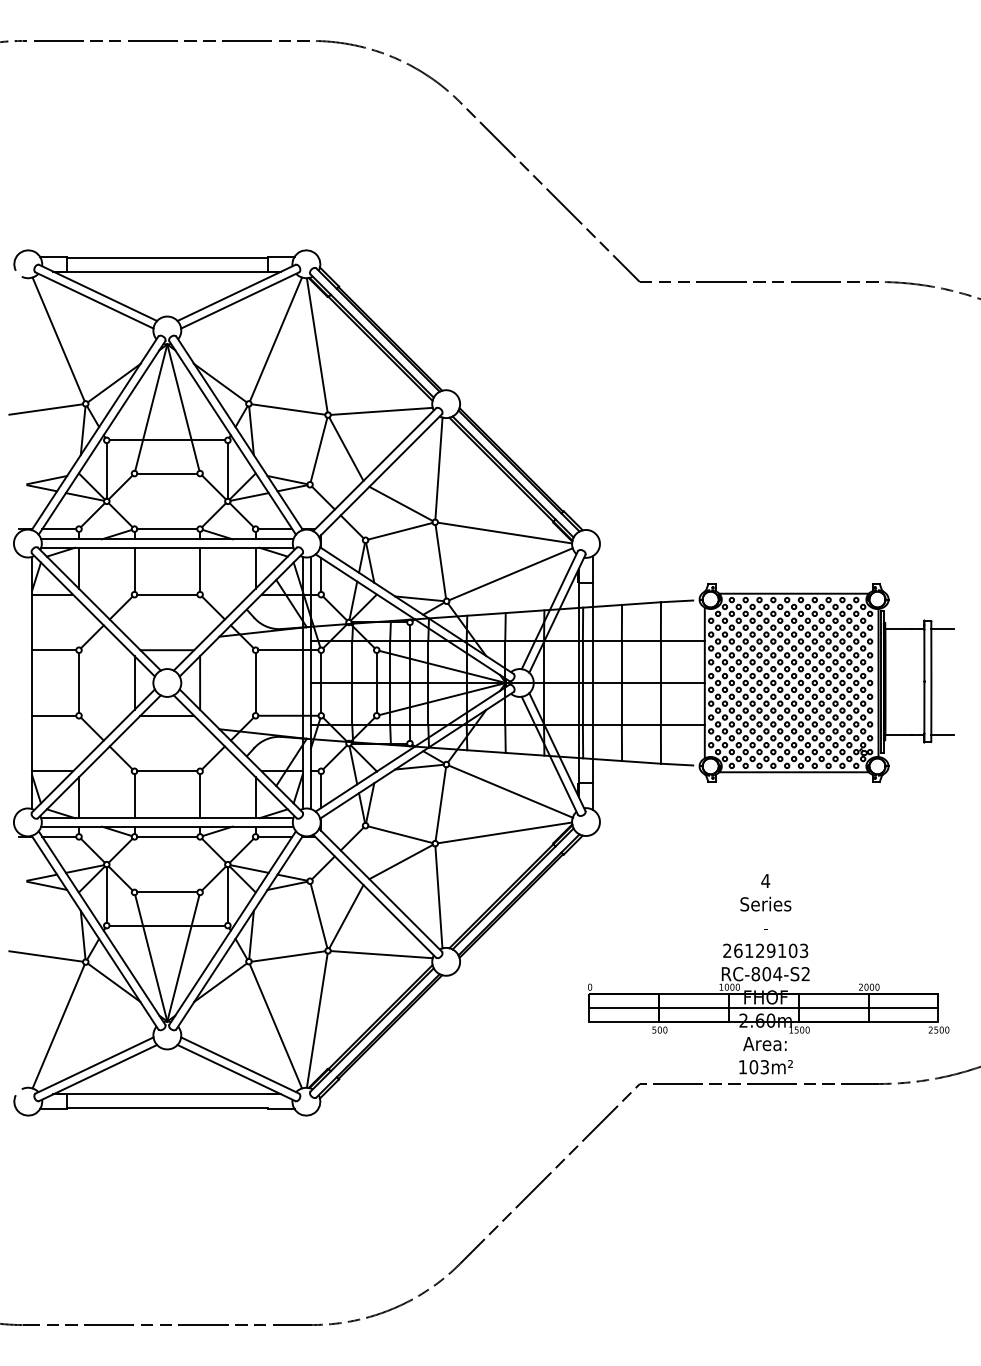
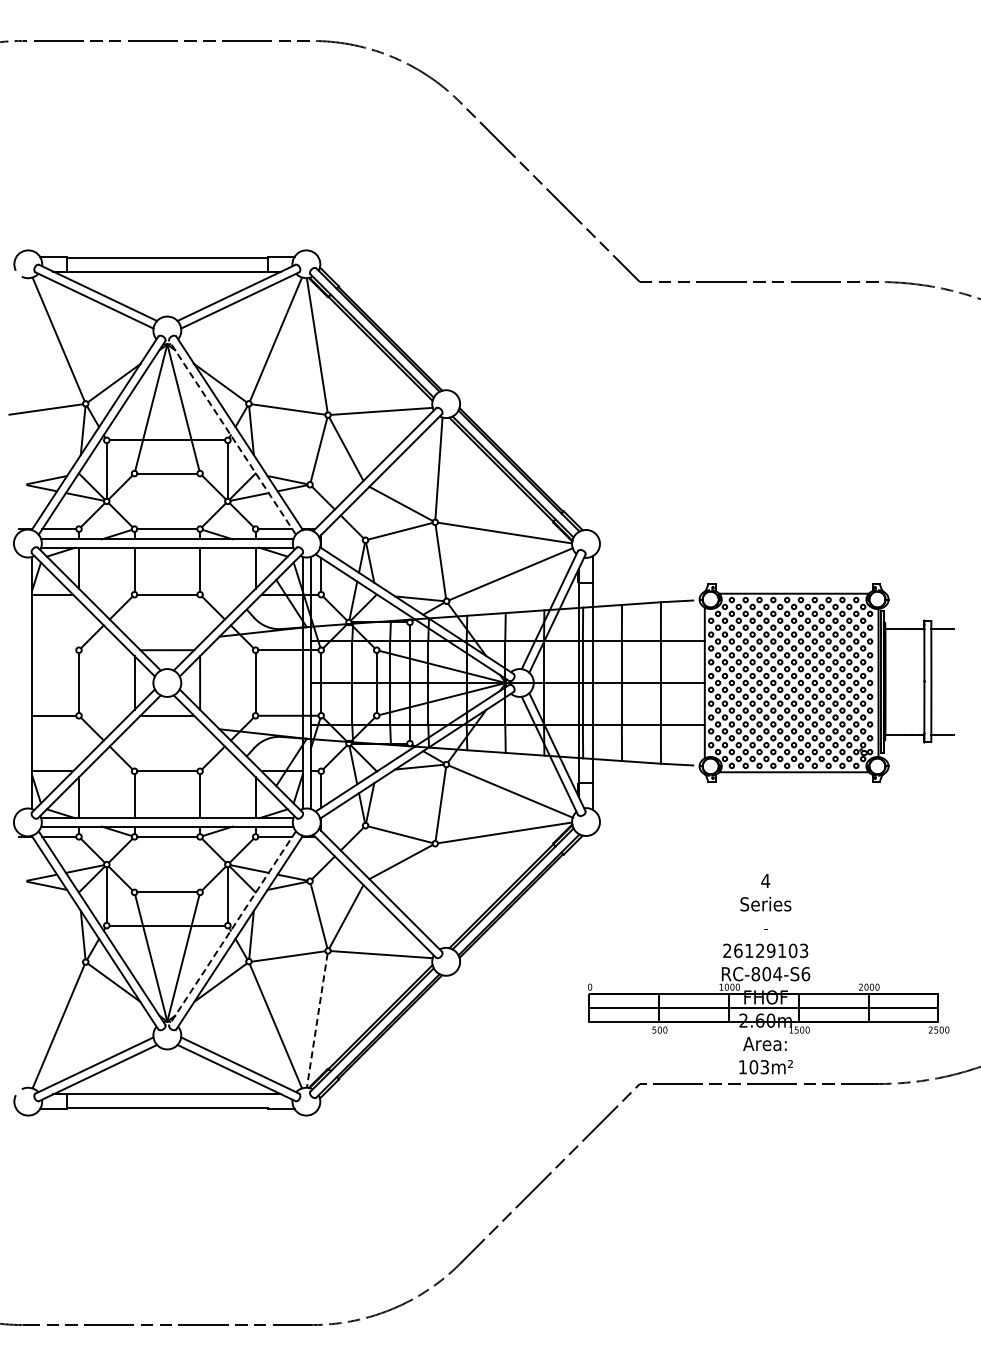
line: solid -> dashed (232, 437)
line: present -> none (54, 650)
line: present -> none (438, 897)
line: solid -> dashed (232, 928)
line: present -> none (46, 956)
text: RC-804-S2 -> RC-804-S6 (805, 974)
line: solid -> dashed (317, 1020)
